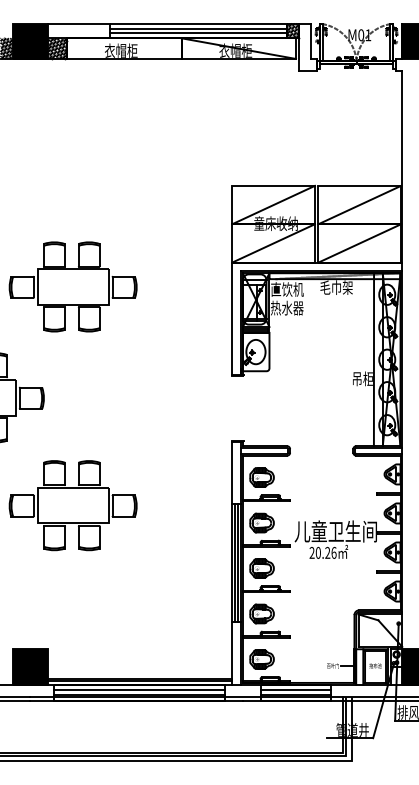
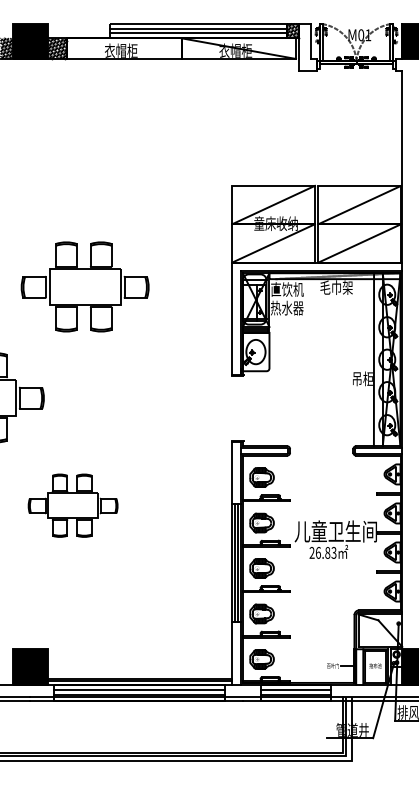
line: present -> none (79, 23)
part position: (72, 286) -> (84, 286) (84, 286)
part size: 130x92 px -> 92x65 px (72, 505)
text: 20.26 -> 26.83 (326, 552)
